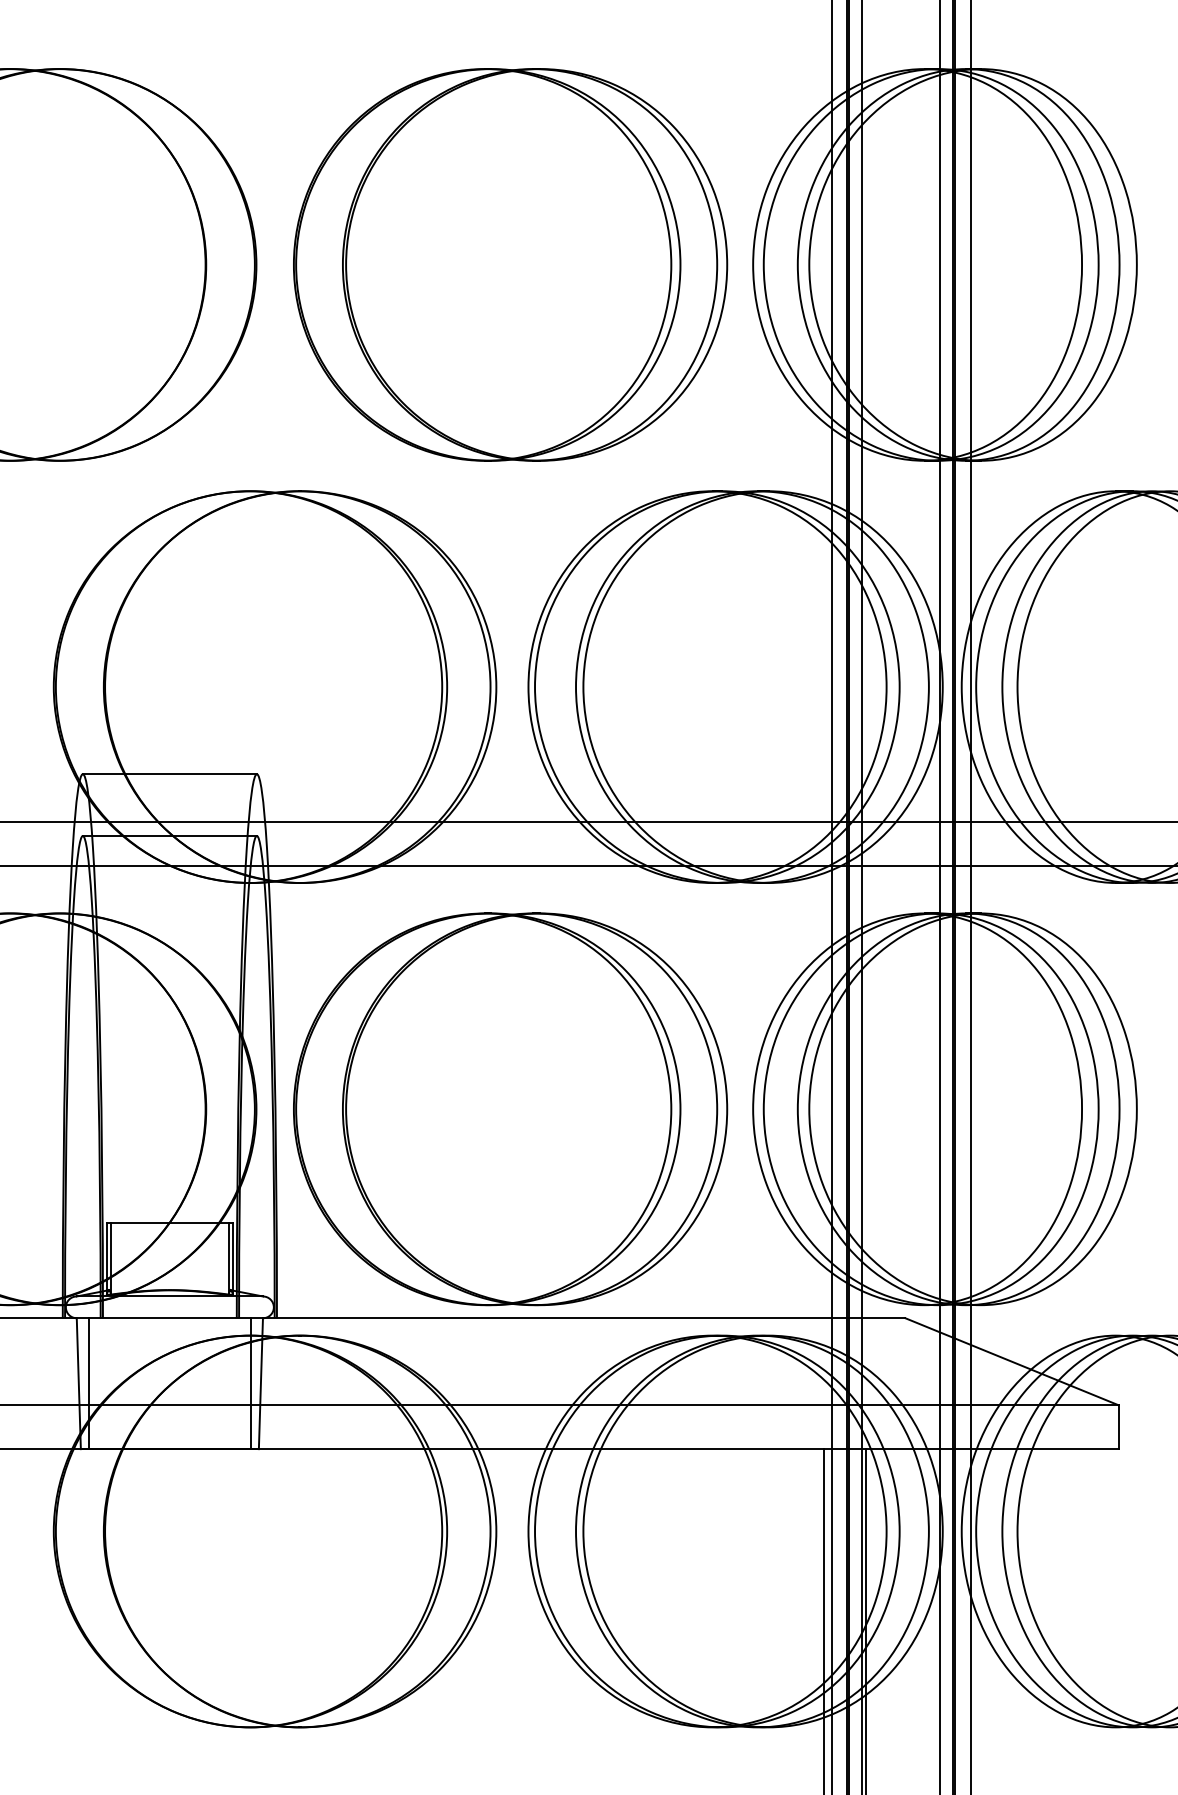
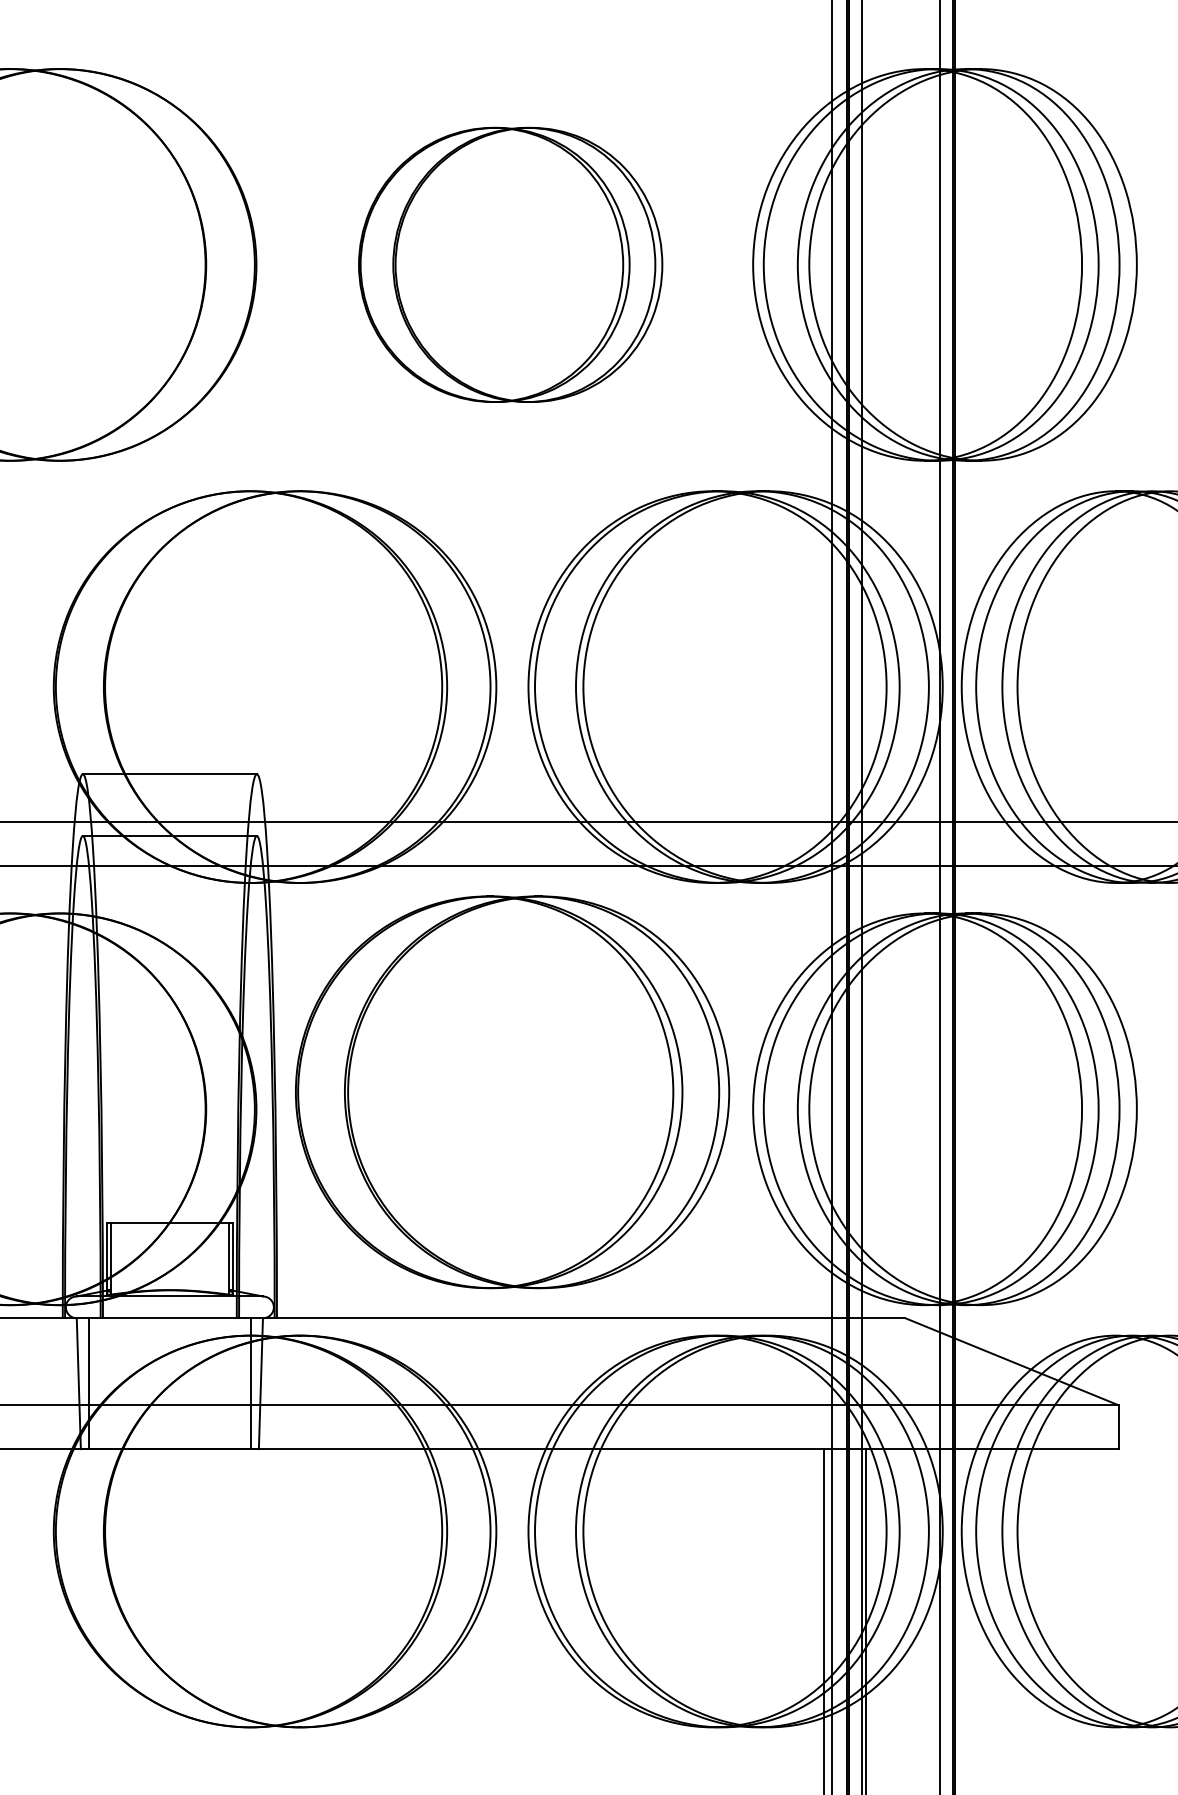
part size: 436x394 px -> 306x277 px (510, 264)
line: present -> none (970, 896)
part position: (510, 1109) -> (512, 1092) (512, 1092)
